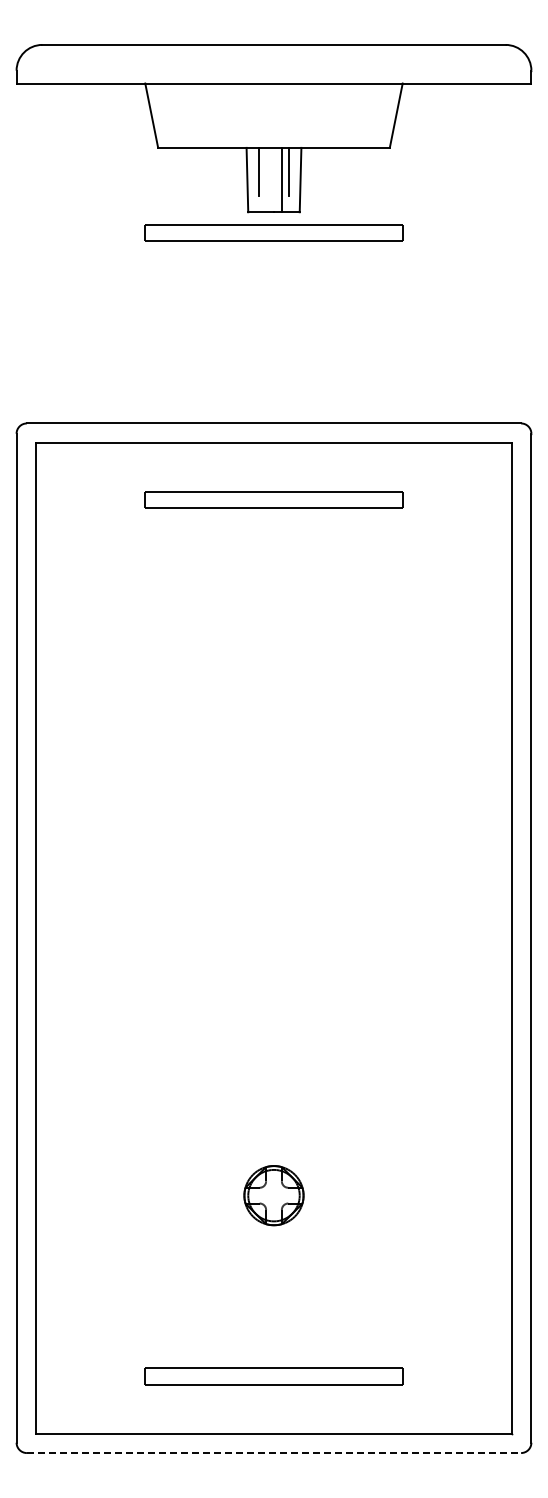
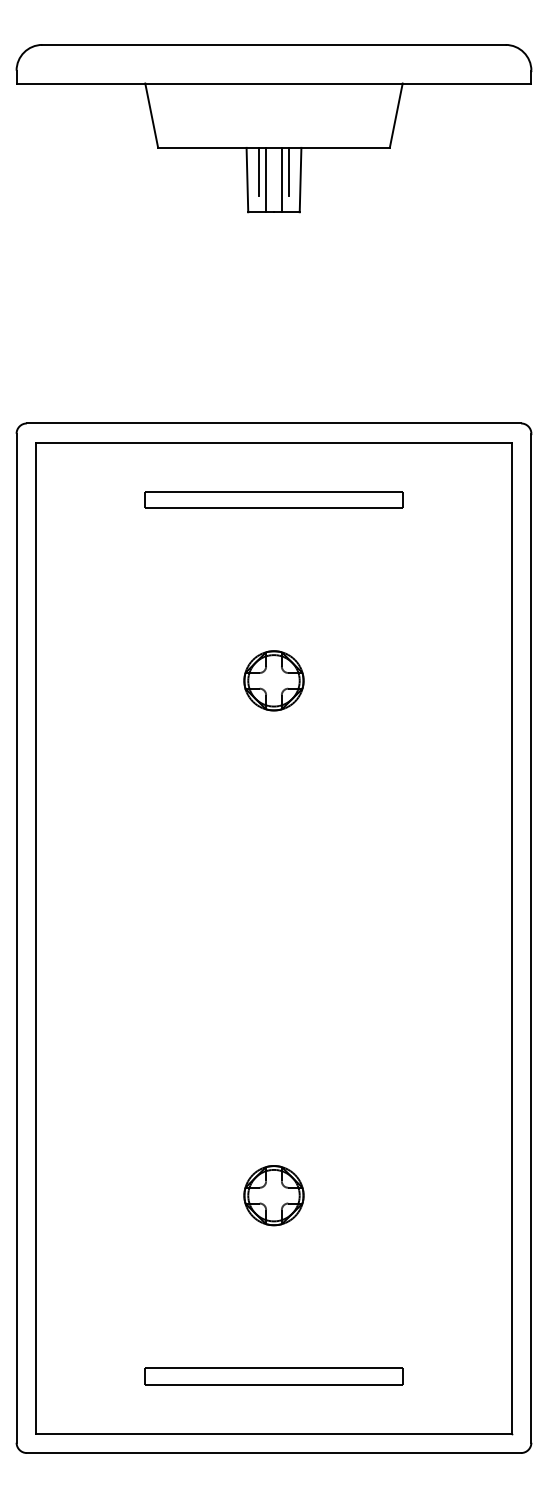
line: none -> present (266, 179)
part: present -> none (273, 232)
part: none -> present (273, 680)
line: dashed -> solid (274, 1453)
